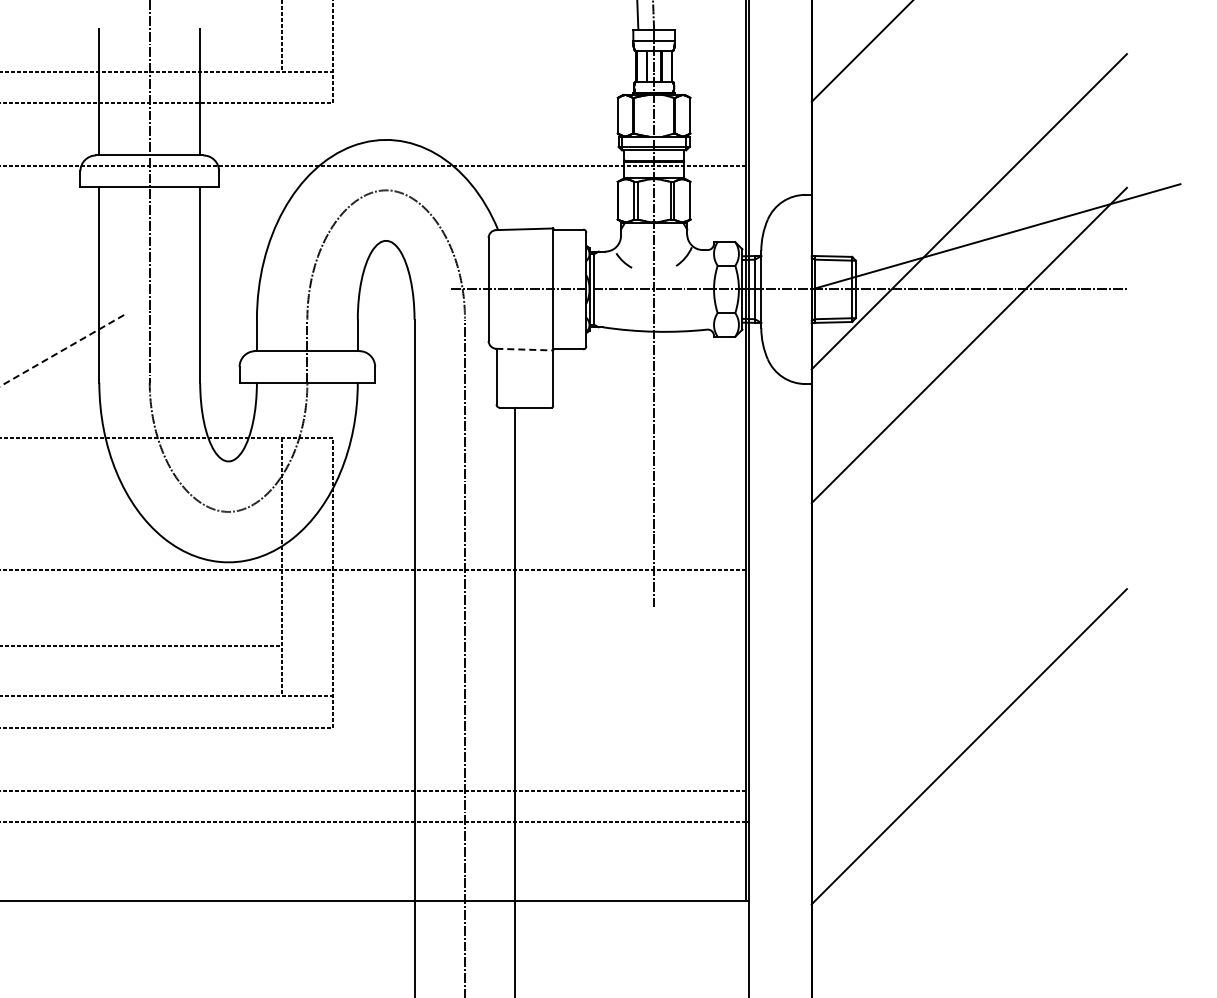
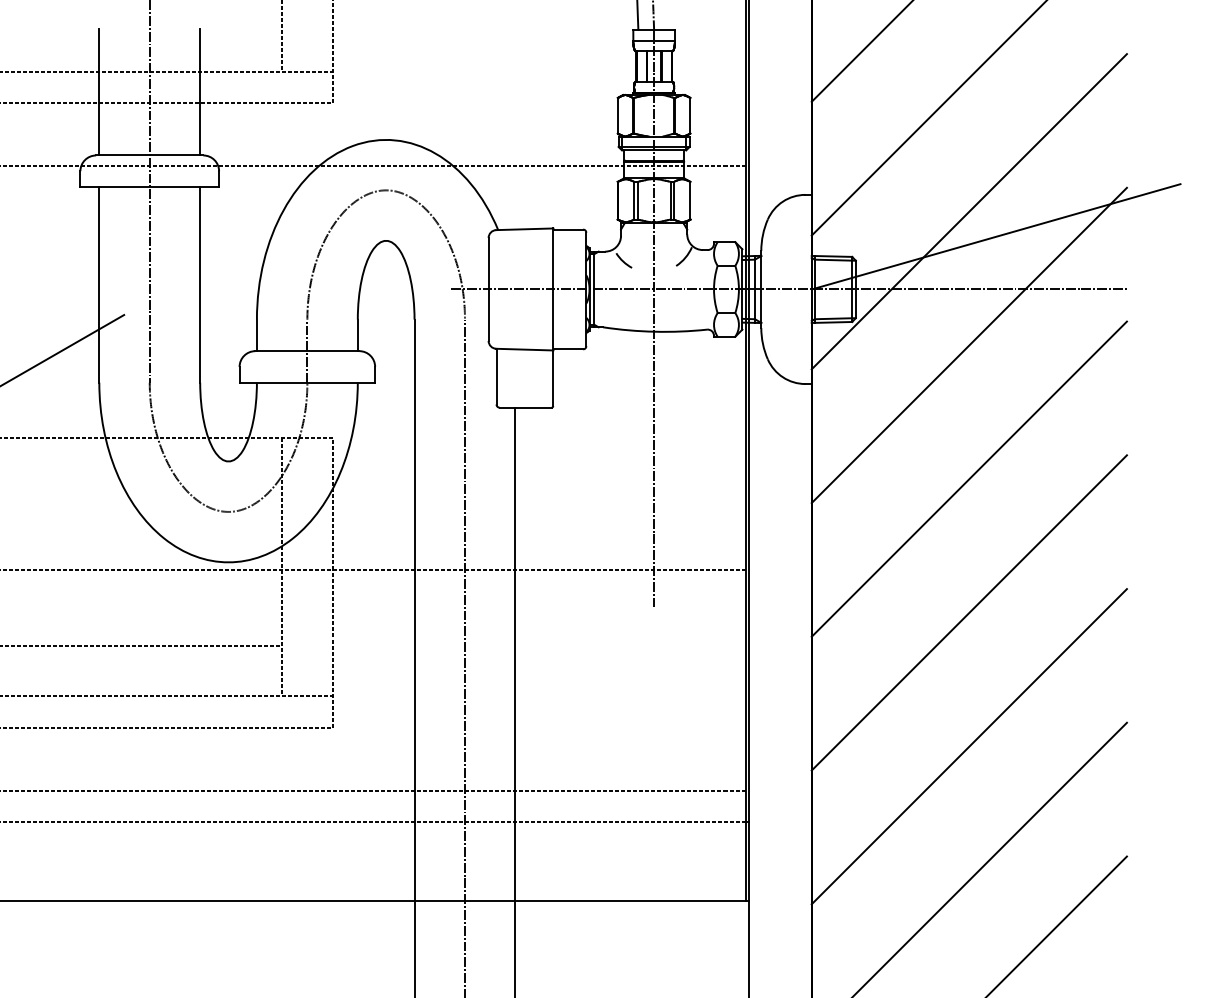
line: none -> present (927, 118)
line: dashed -> solid (525, 349)
line: dashed -> solid (61, 350)
line: none -> present (968, 478)
line: none -> present (968, 612)
line: none -> present (990, 858)
line: none -> present (1057, 925)
